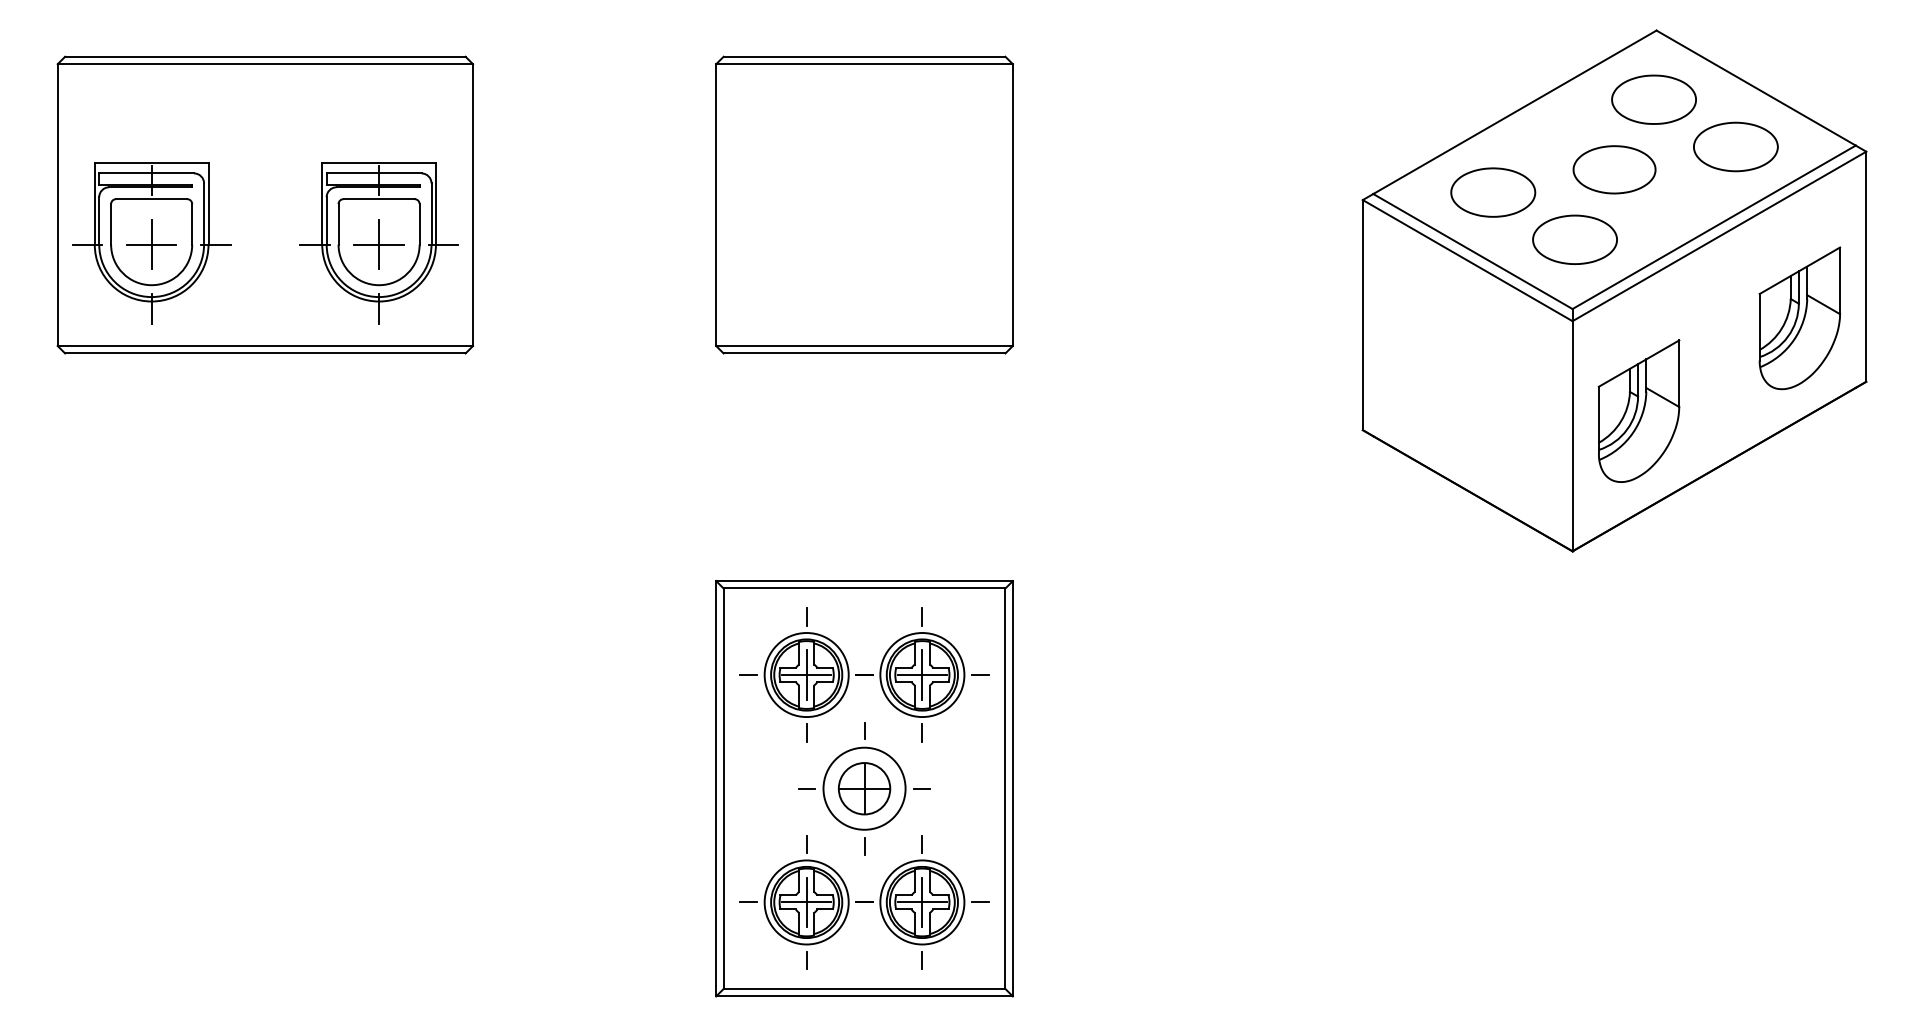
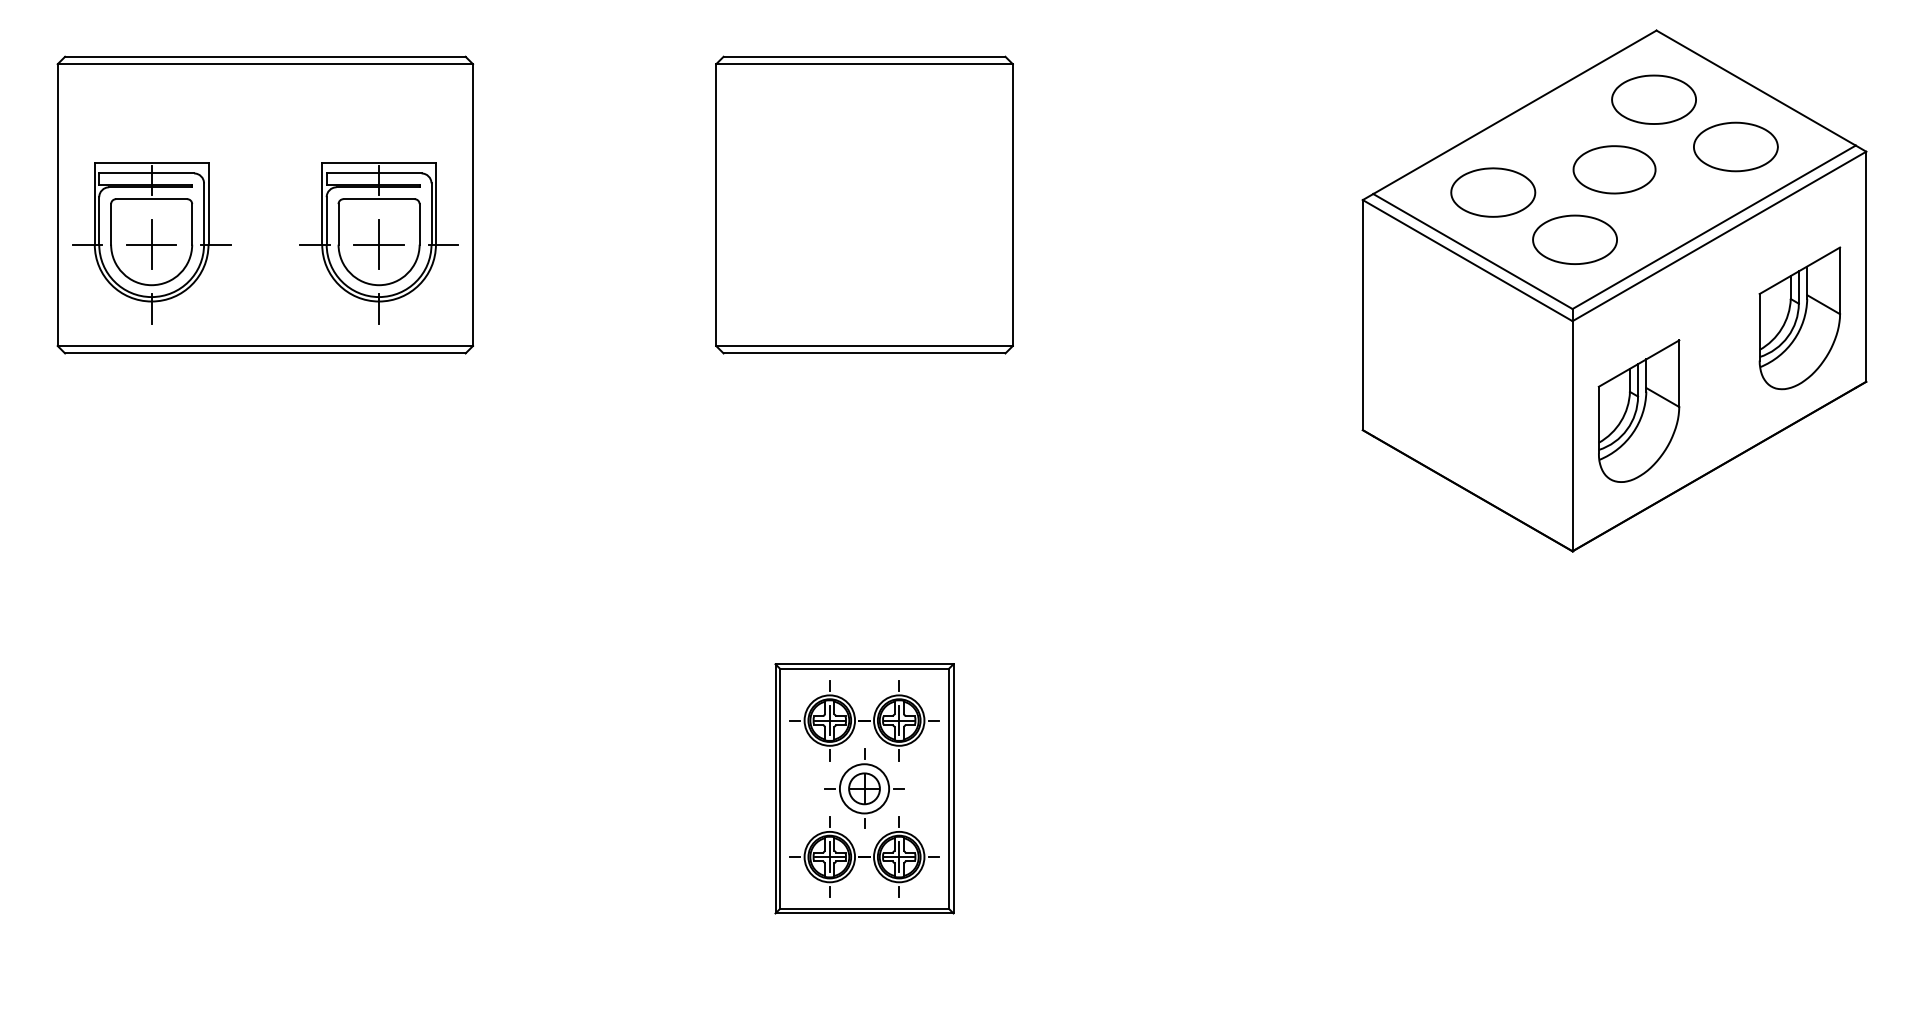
part size: 299x418 px -> 181x252 px (864, 788)
